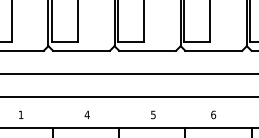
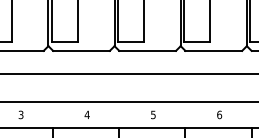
line position: (128, 96) -> (128, 101) (128, 101)
text: 1 -> 3 (20, 114)
text position: (213, 114) -> (219, 114) (219, 114)
